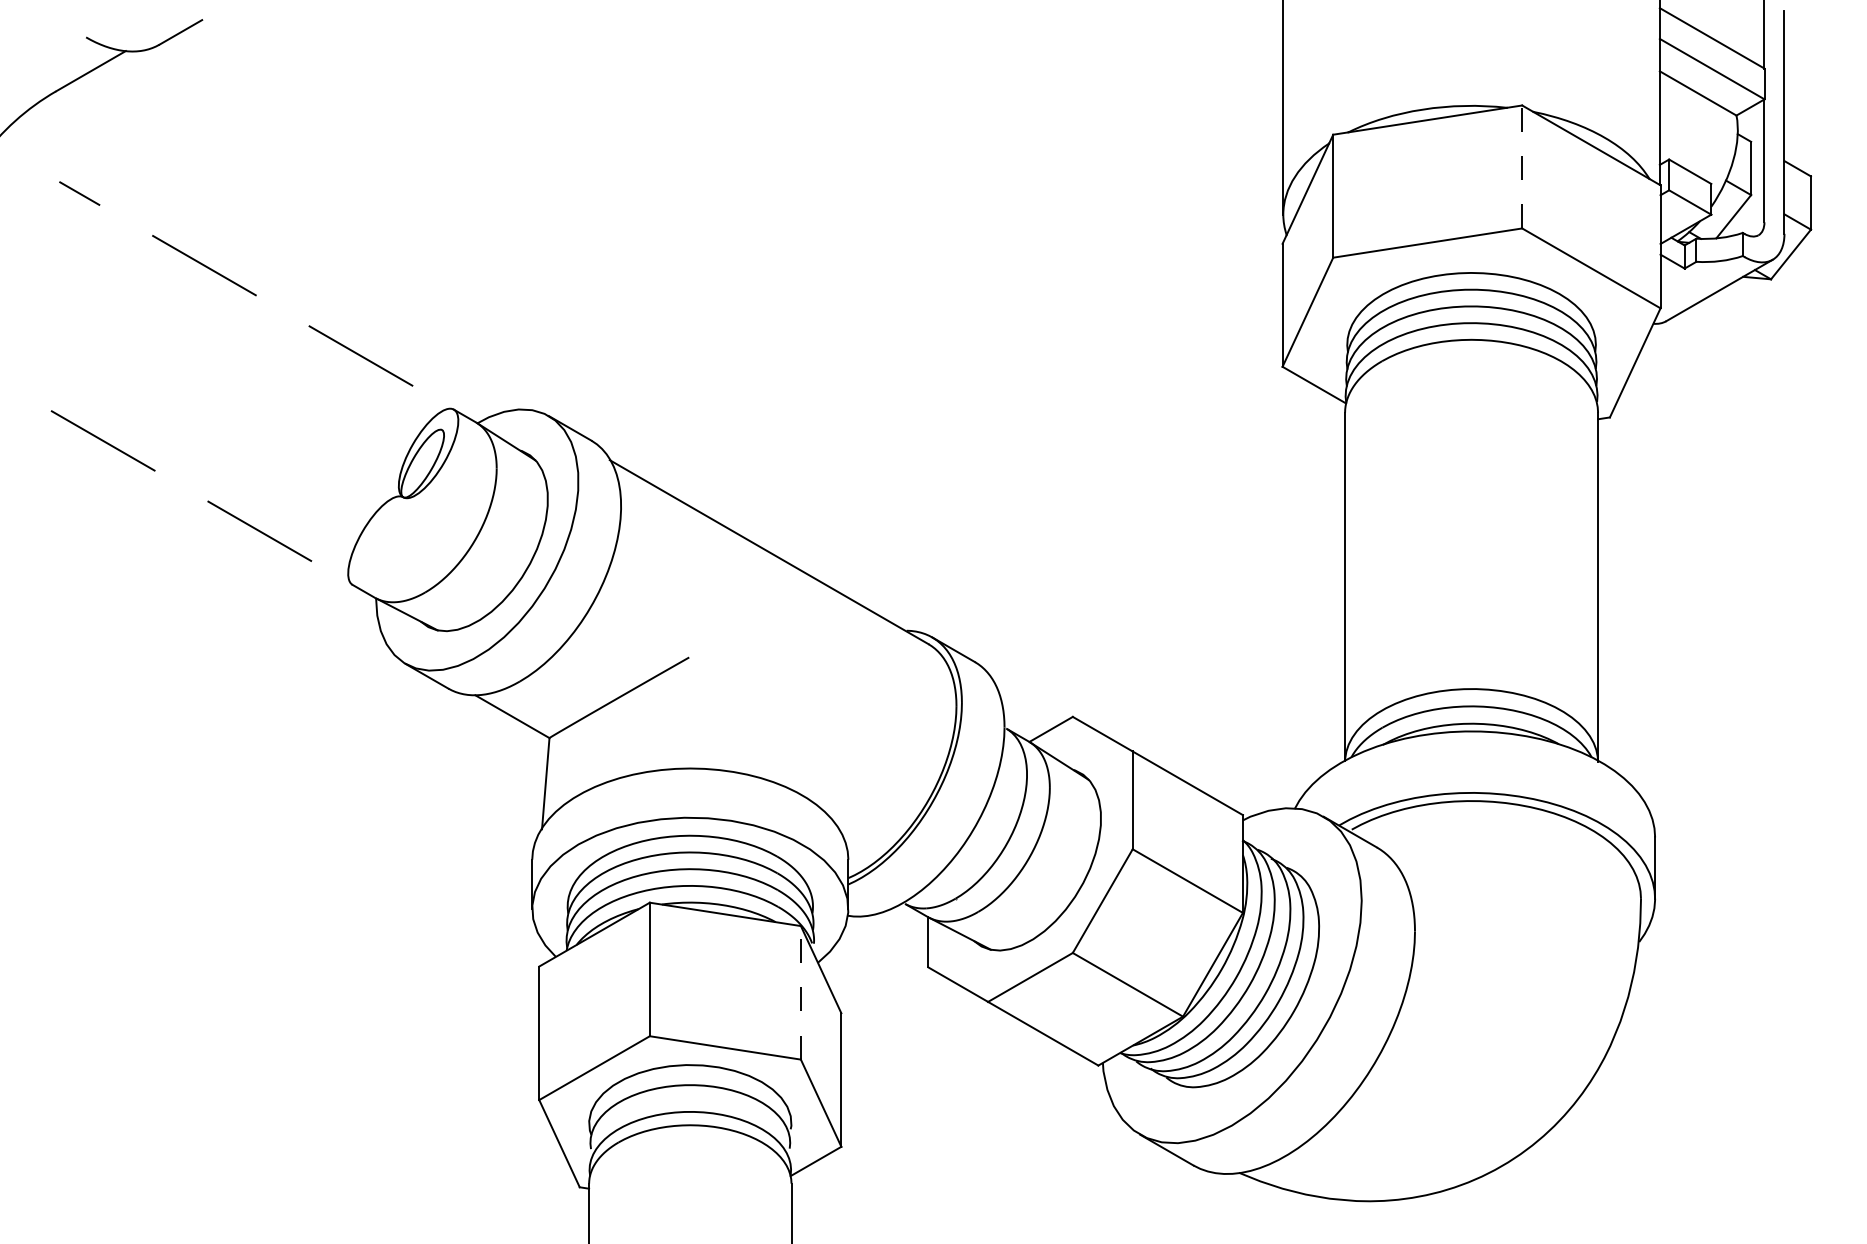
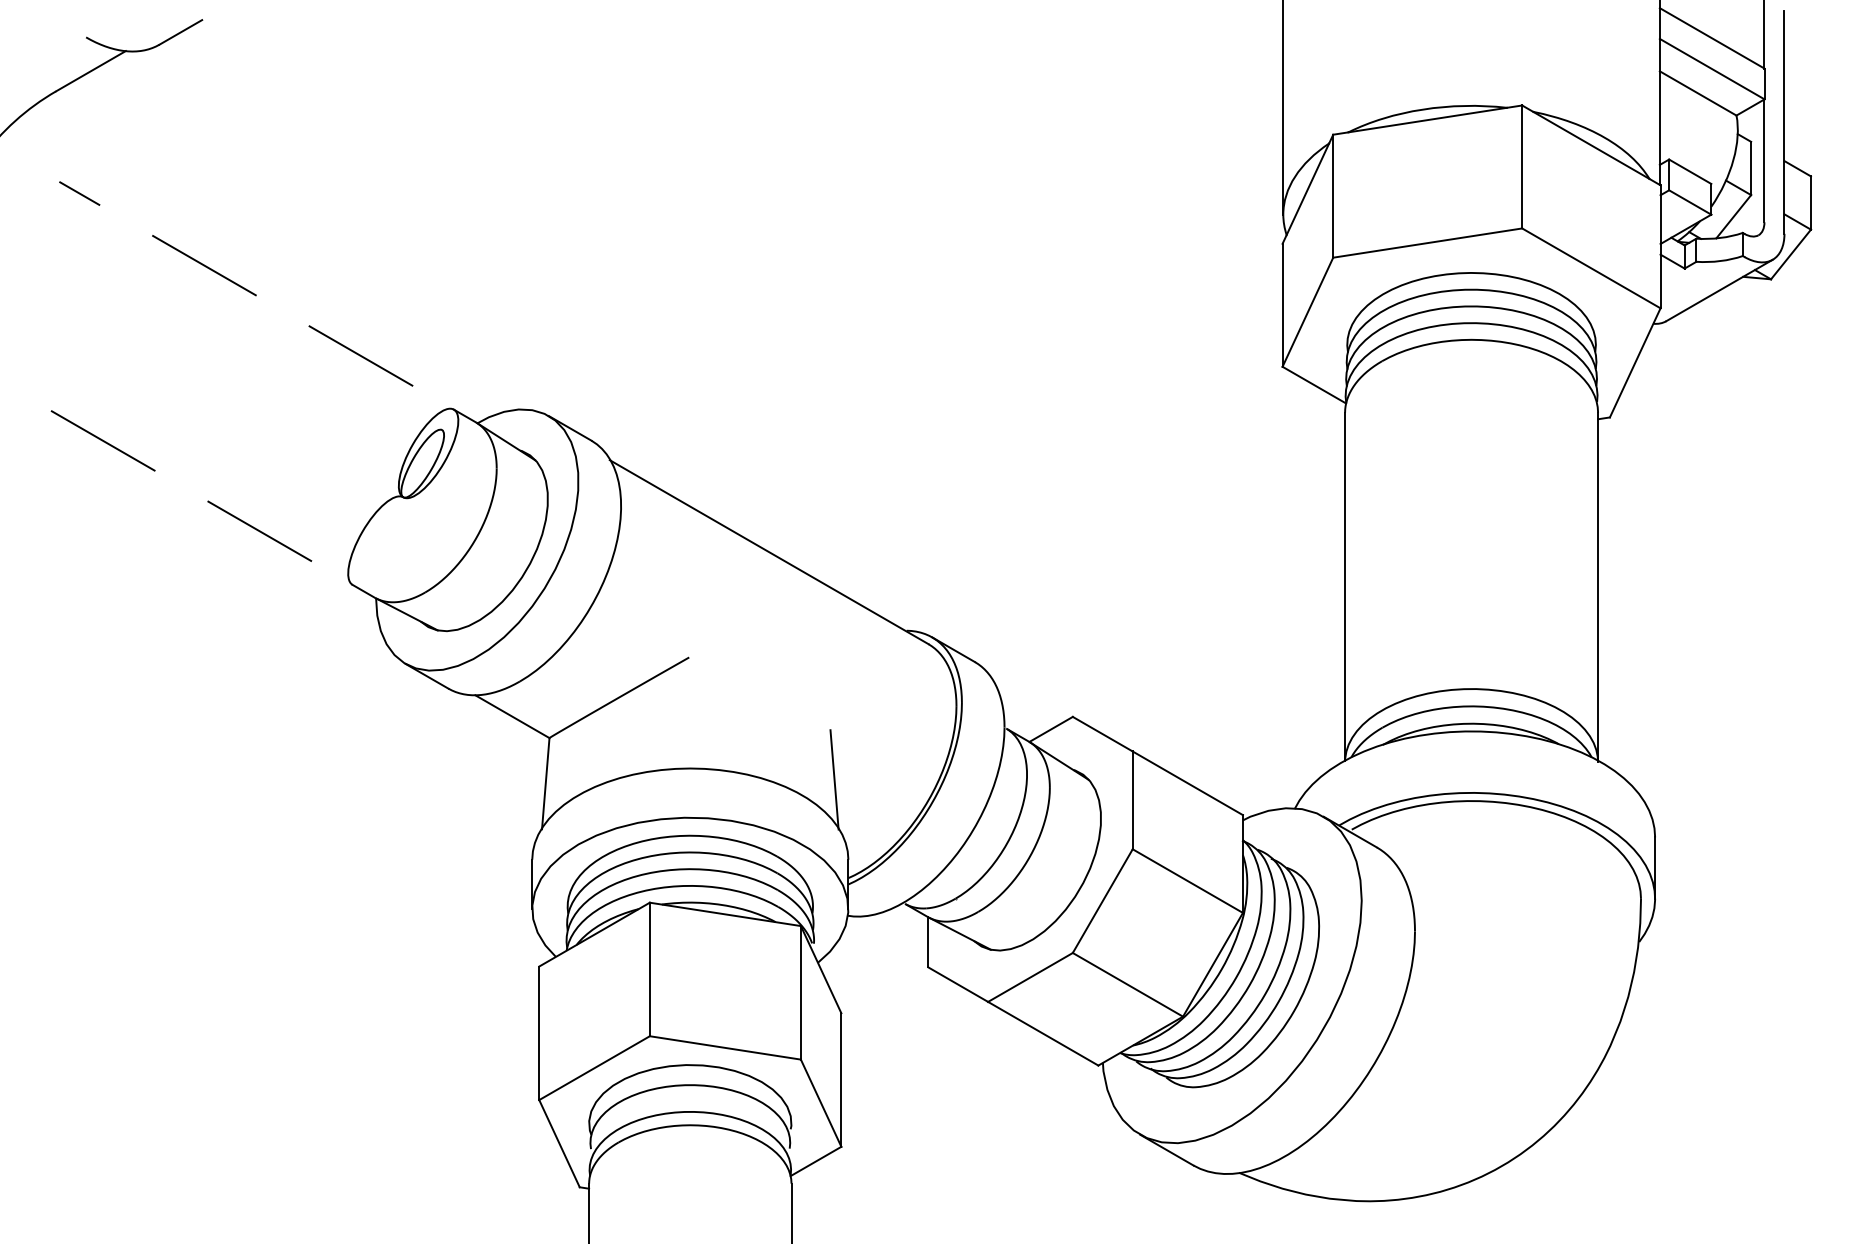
line: dashed -> solid (1522, 166)
line: none -> present (834, 779)
line: dashed -> solid (800, 992)
